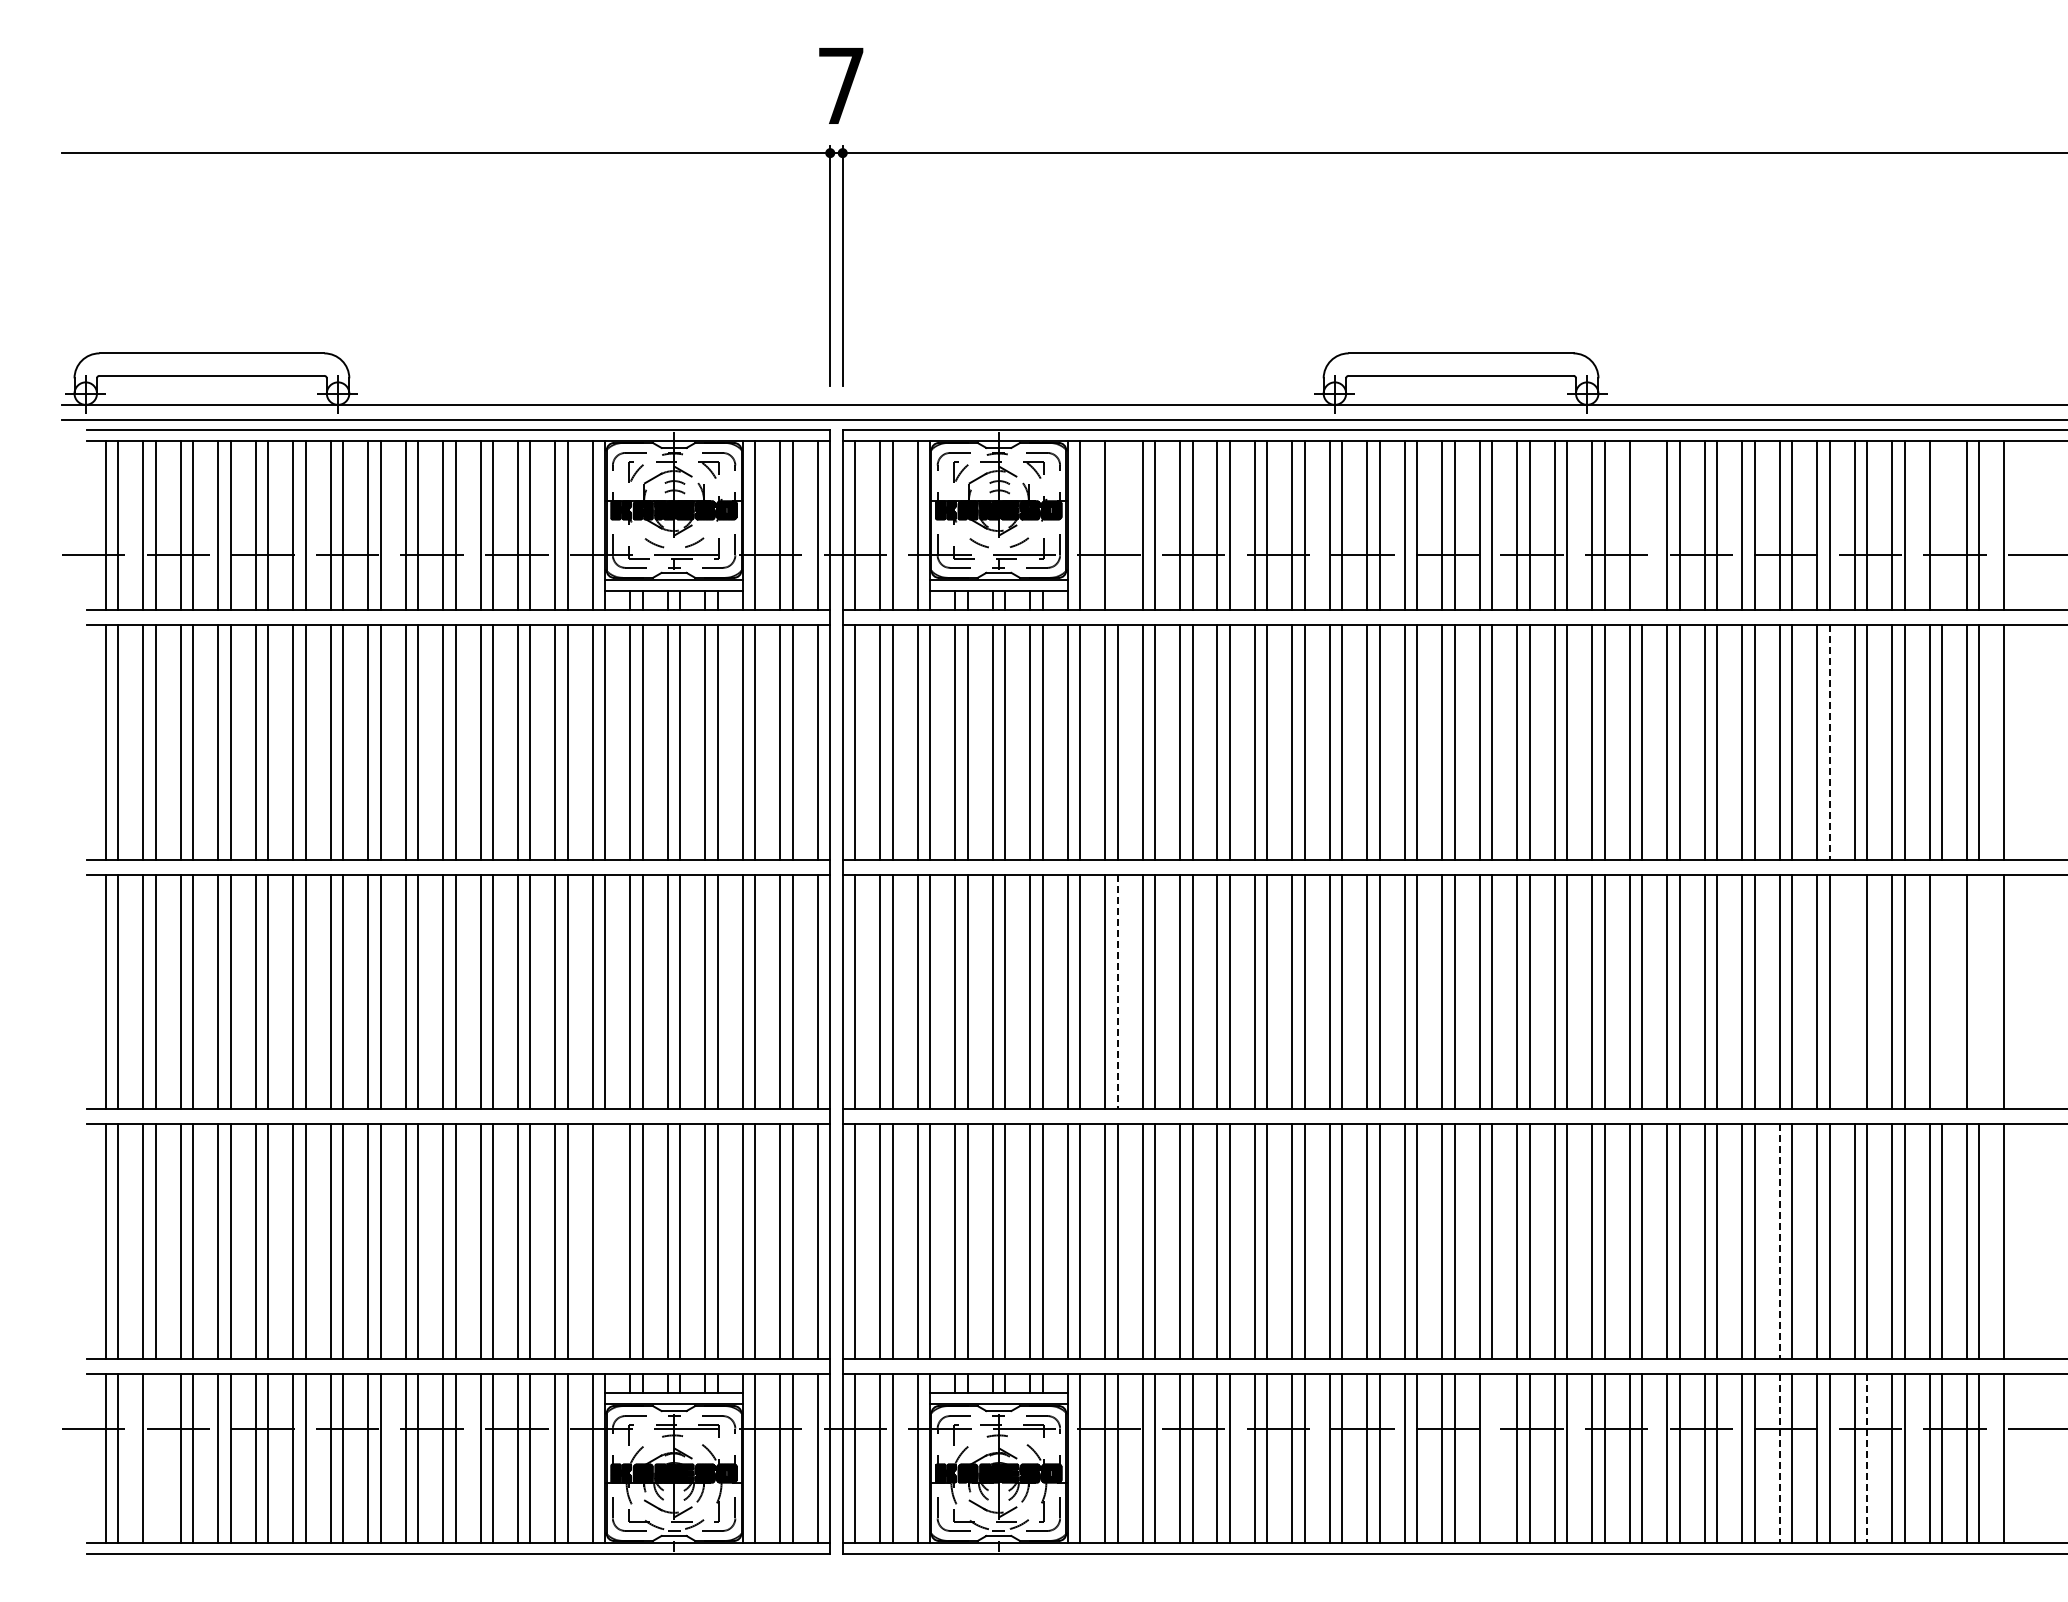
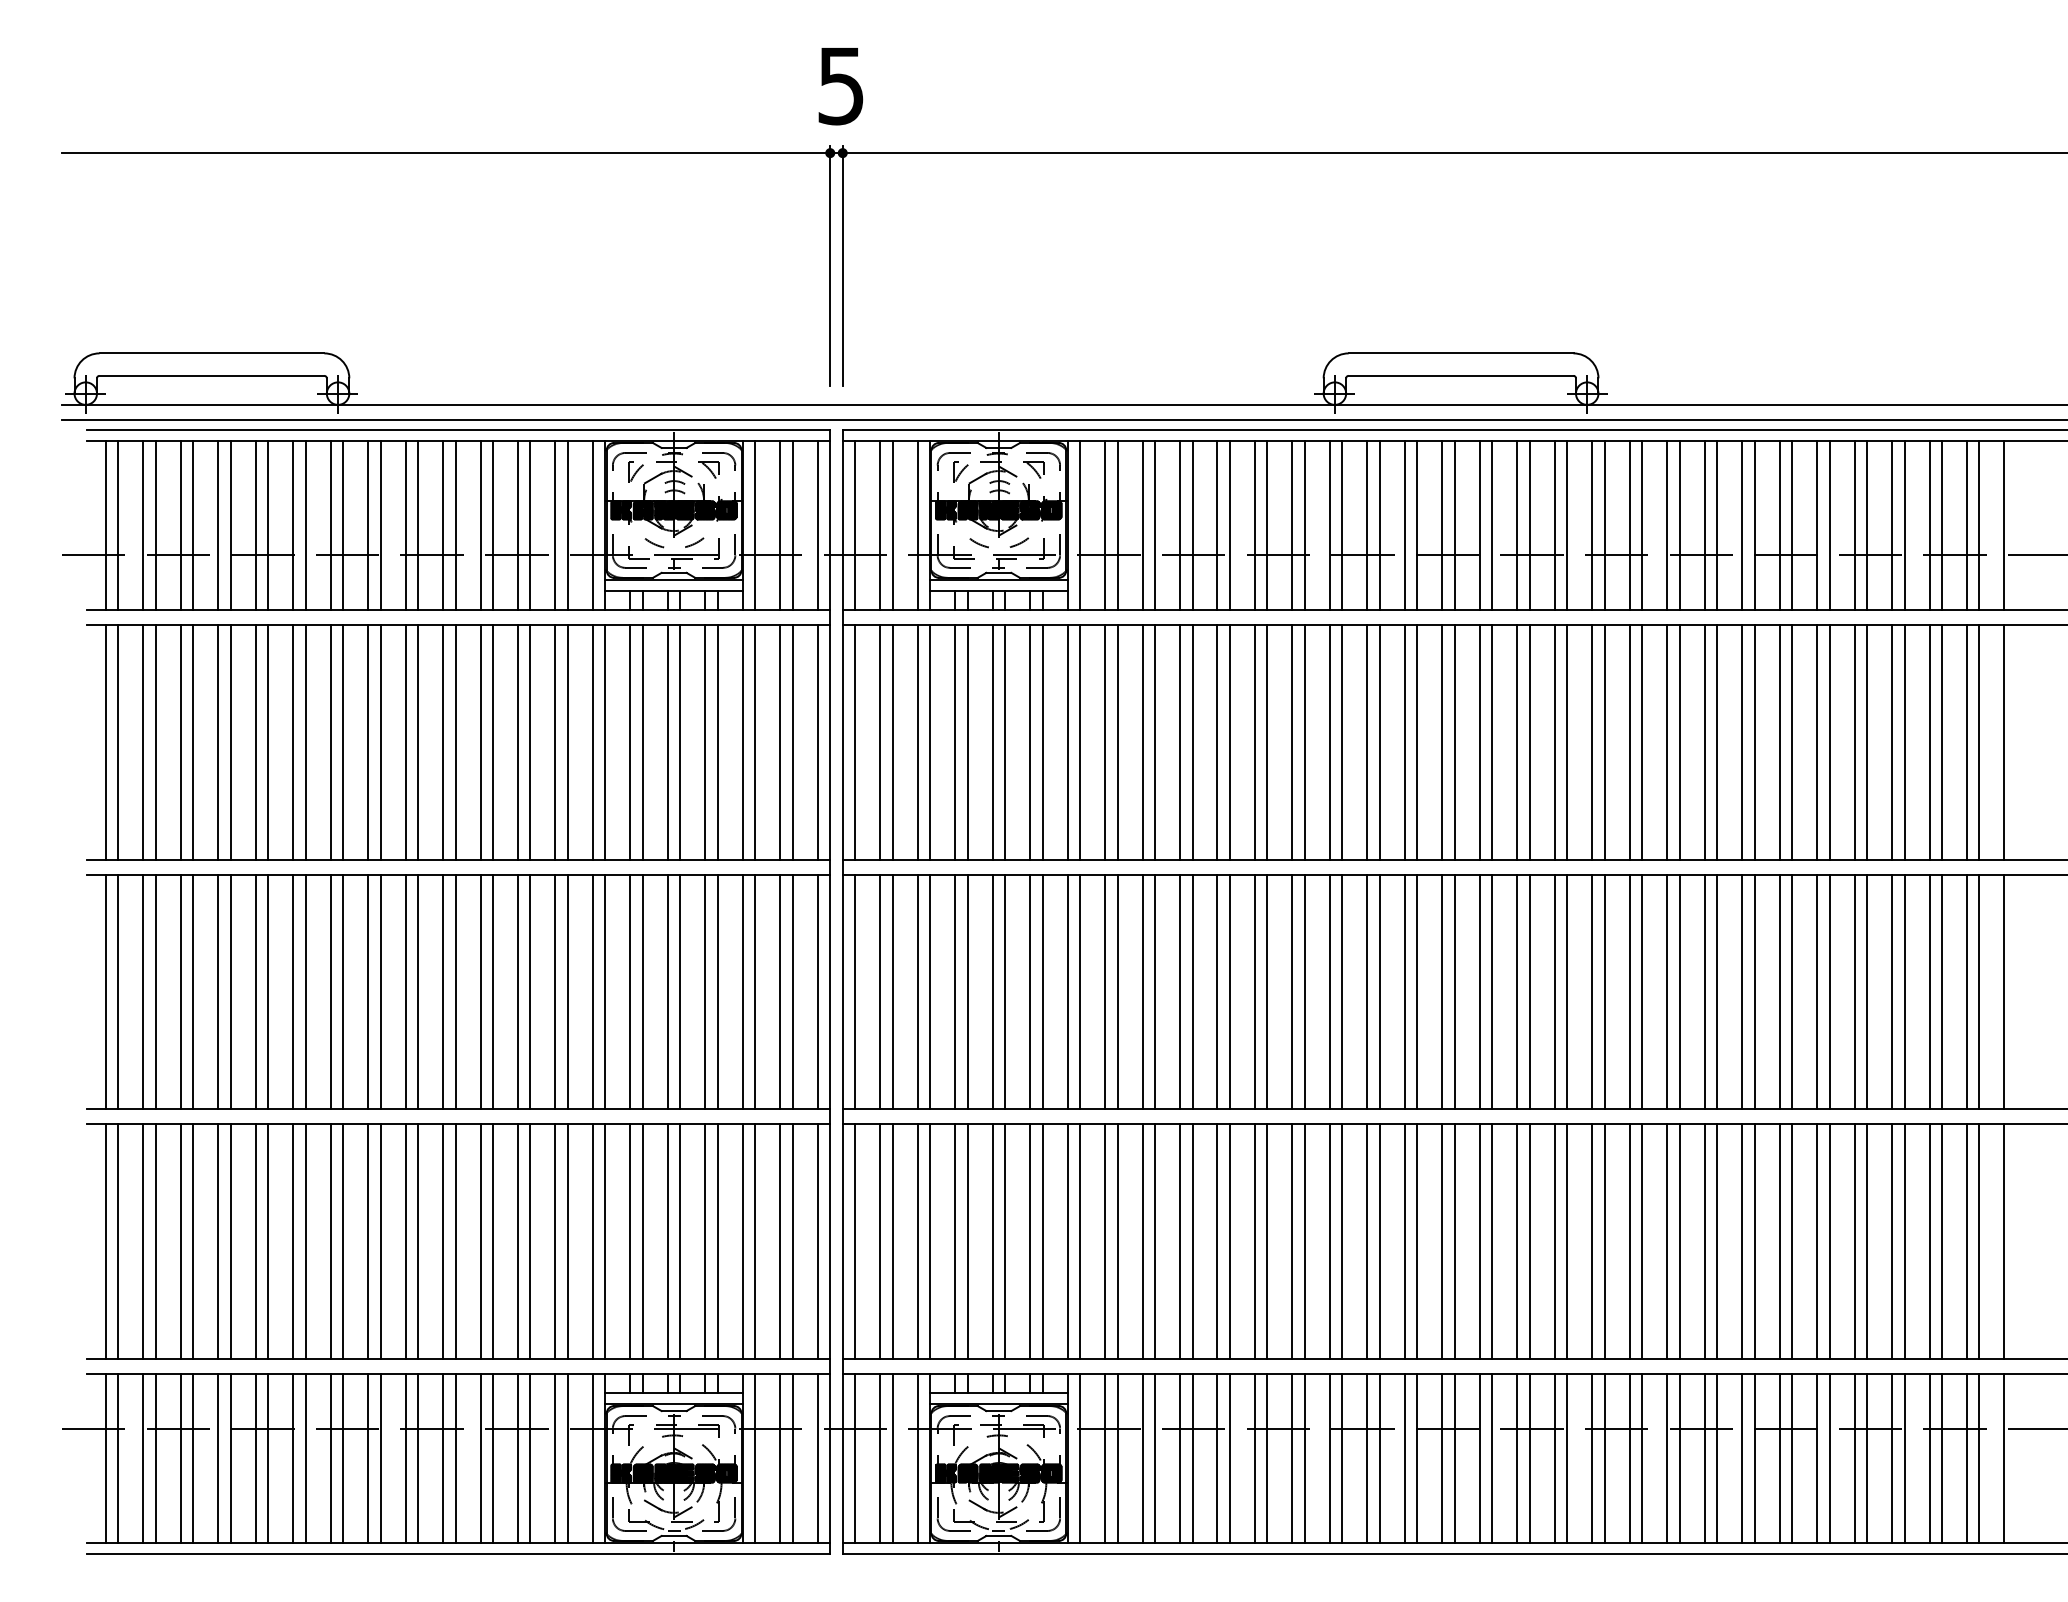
text: 7 -> 5 (840, 86)
line: none -> present (1117, 525)
line: none -> present (1642, 525)
line: none -> present (1941, 525)
line: dashed -> solid (1829, 742)
line: none -> present (1854, 991)
line: none -> present (1941, 991)
line: none -> present (1979, 991)
line: dashed -> solid (1117, 992)
line: none -> present (605, 1241)
line: dashed -> solid (1779, 1242)
line: none -> present (155, 1458)
line: none -> present (1492, 1458)
line: dashed -> solid (1779, 1459)
line: dashed -> solid (1867, 1459)
